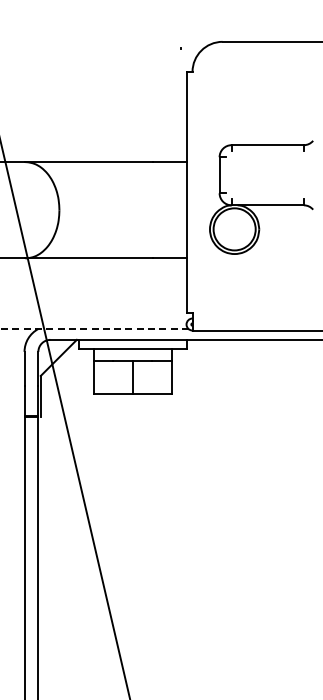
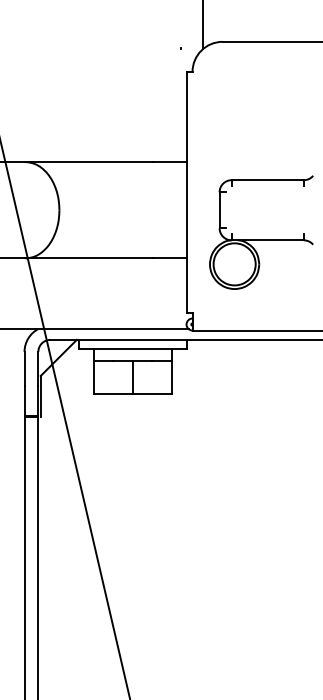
line: none -> present (203, 25)
part position: (261, 204) -> (261, 239) (261, 239)
line: dashed -> solid (94, 329)
